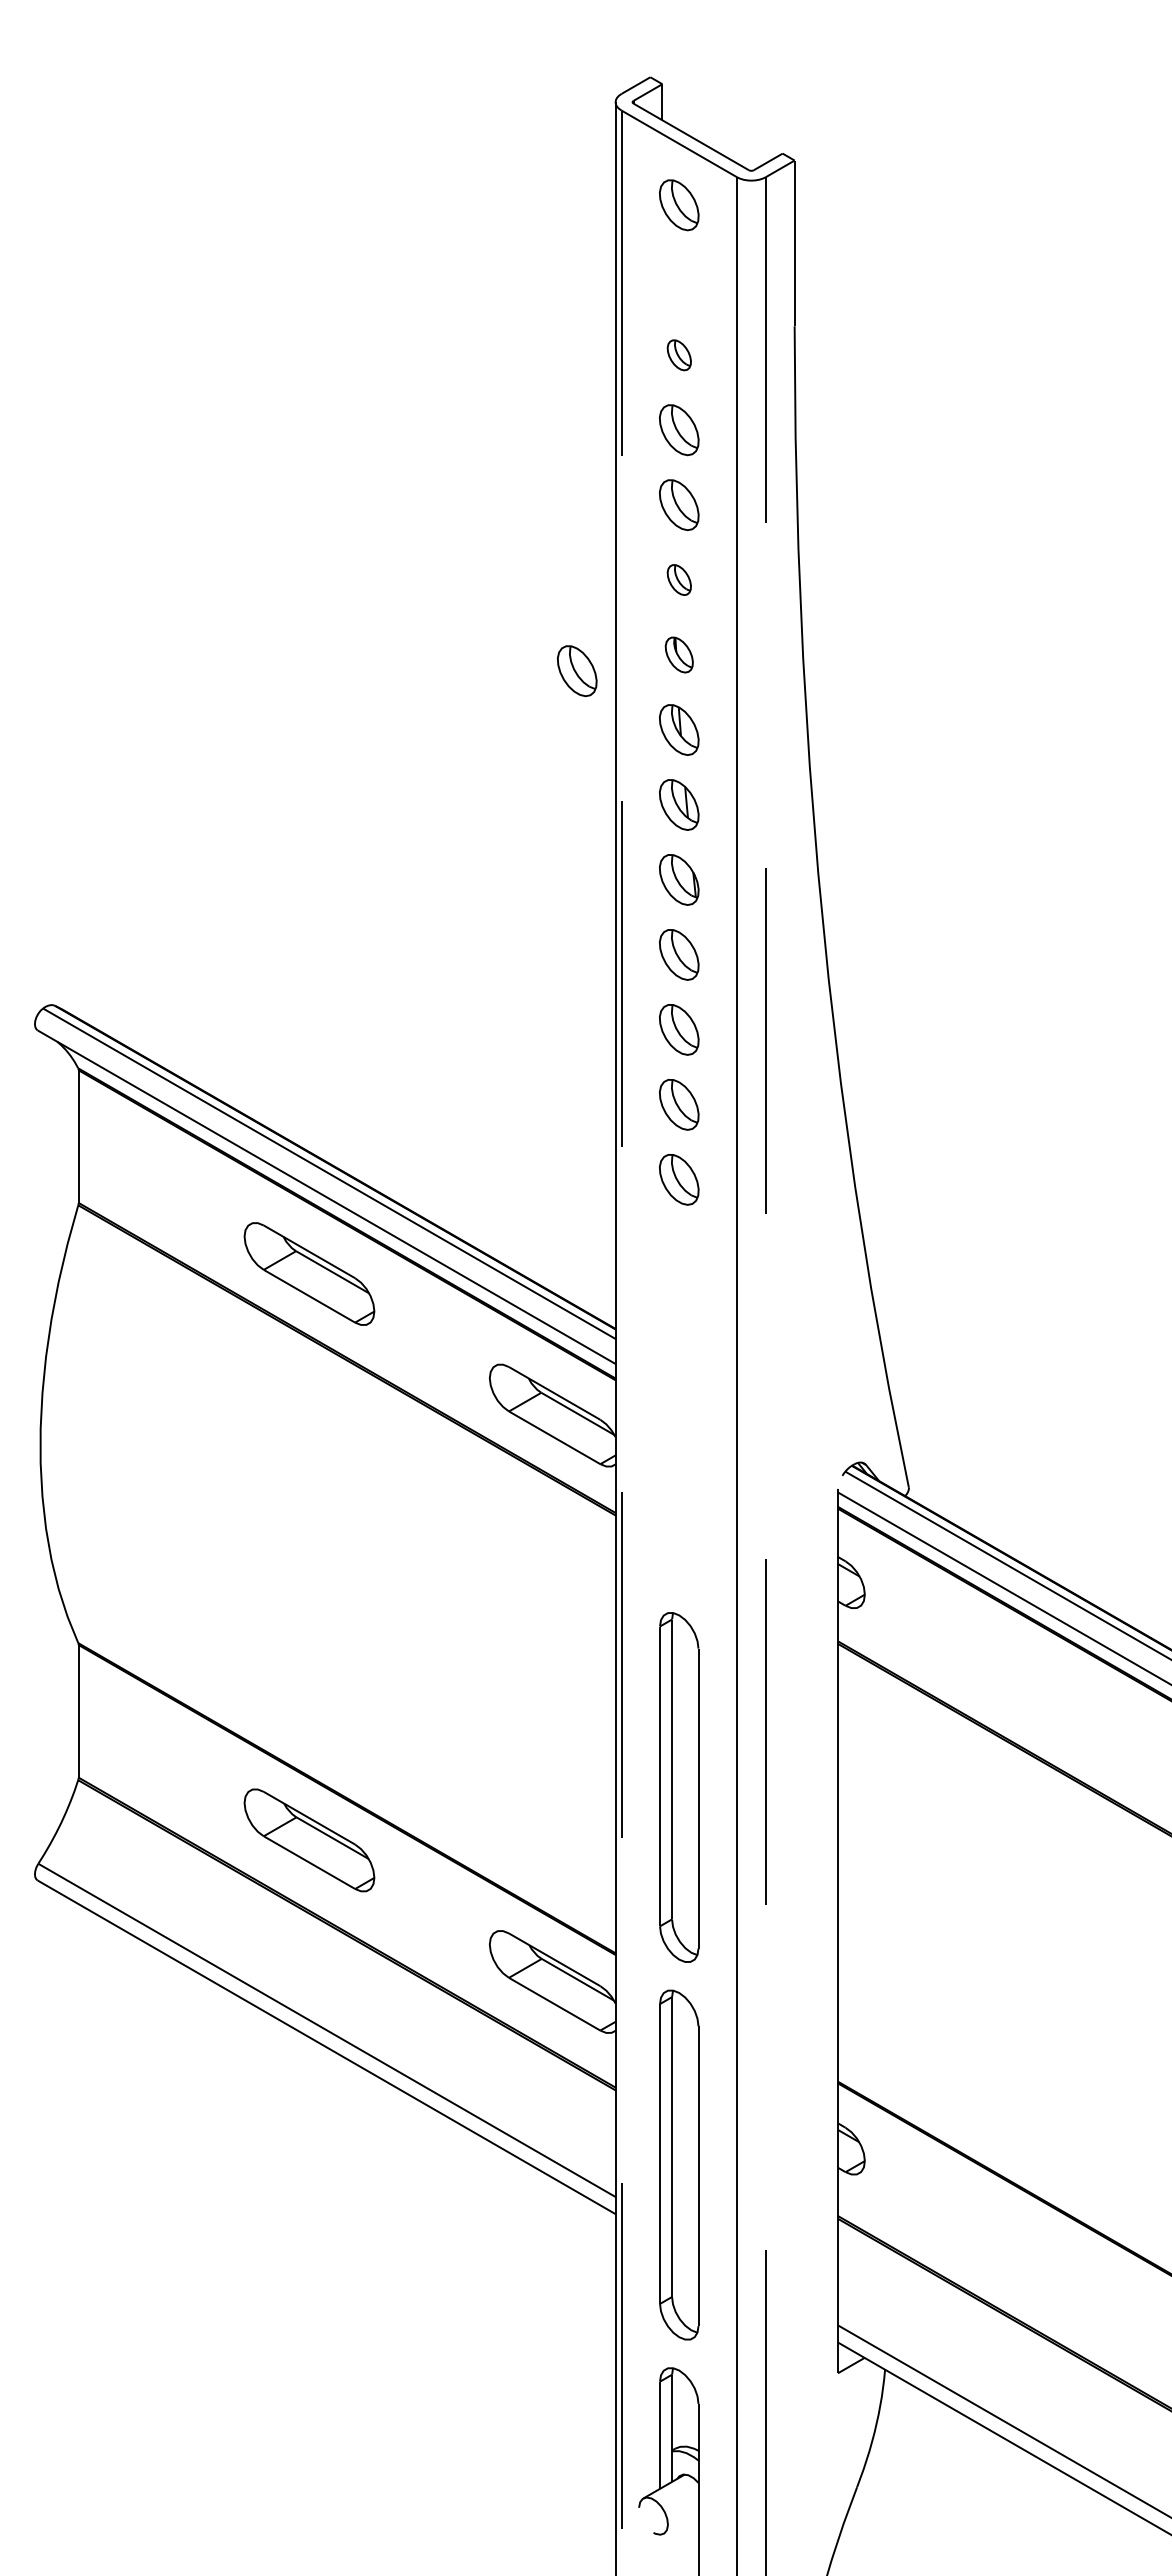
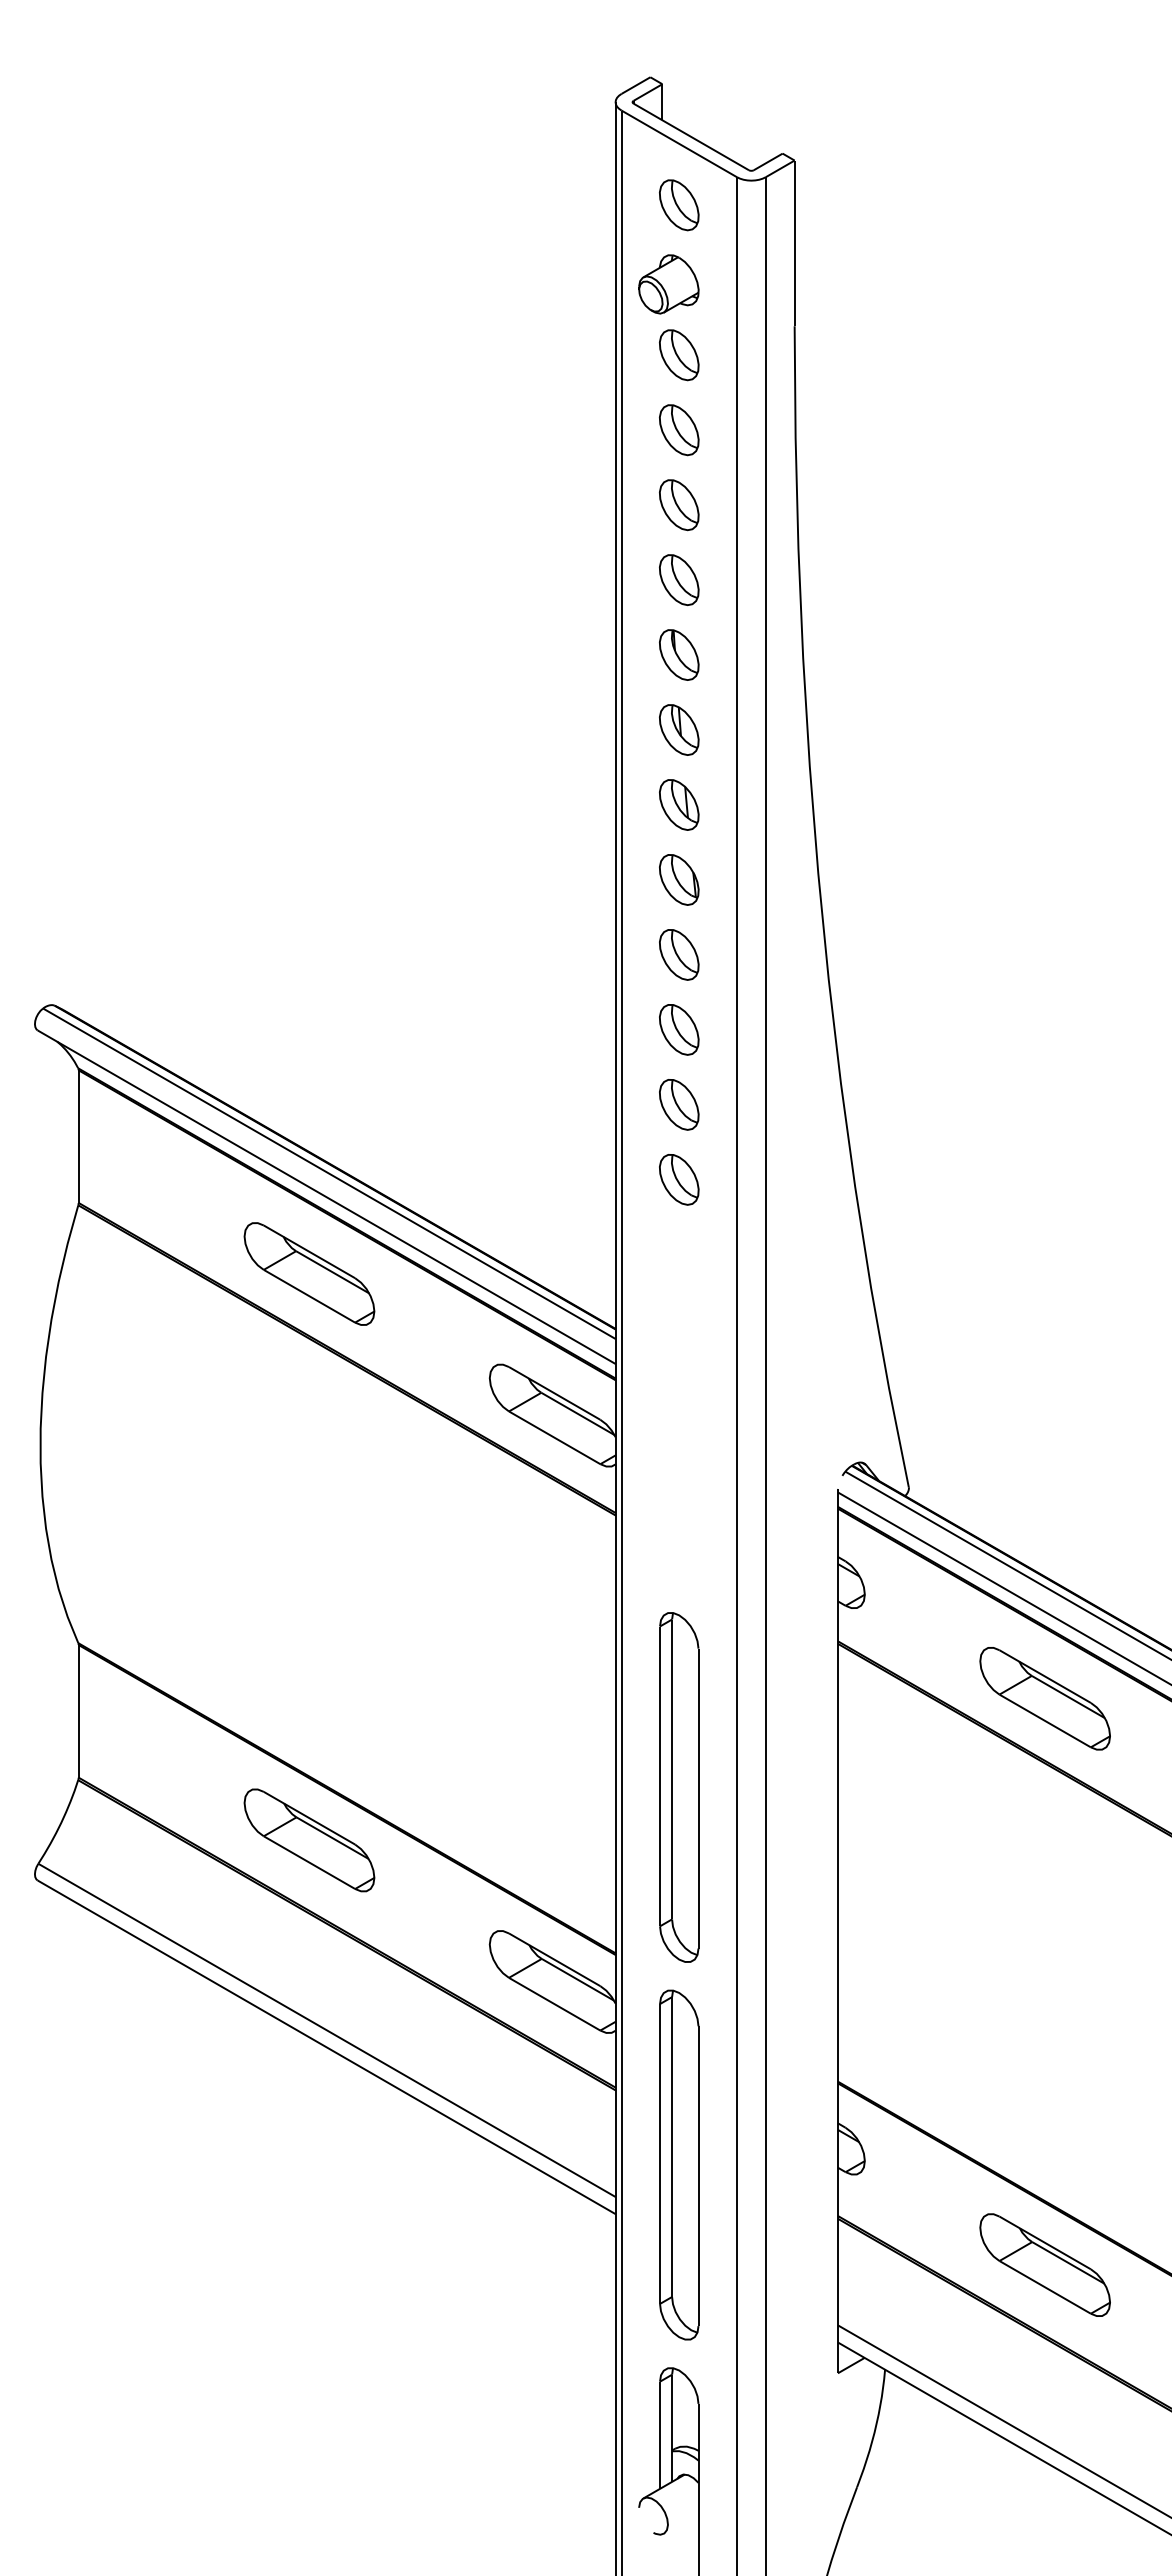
part: none -> present (668, 284)
part size: 26x33 px -> 41x53 px (679, 355)
part size: 26x32 px -> 41x52 px (679, 579)
part size: 30x38 px -> 41x52 px (679, 654)
part: present -> none (577, 671)
line: dashed -> solid (621, 1343)
line: dashed -> solid (765, 1376)
part: none -> present (1044, 1698)
part: none -> present (1044, 2264)
